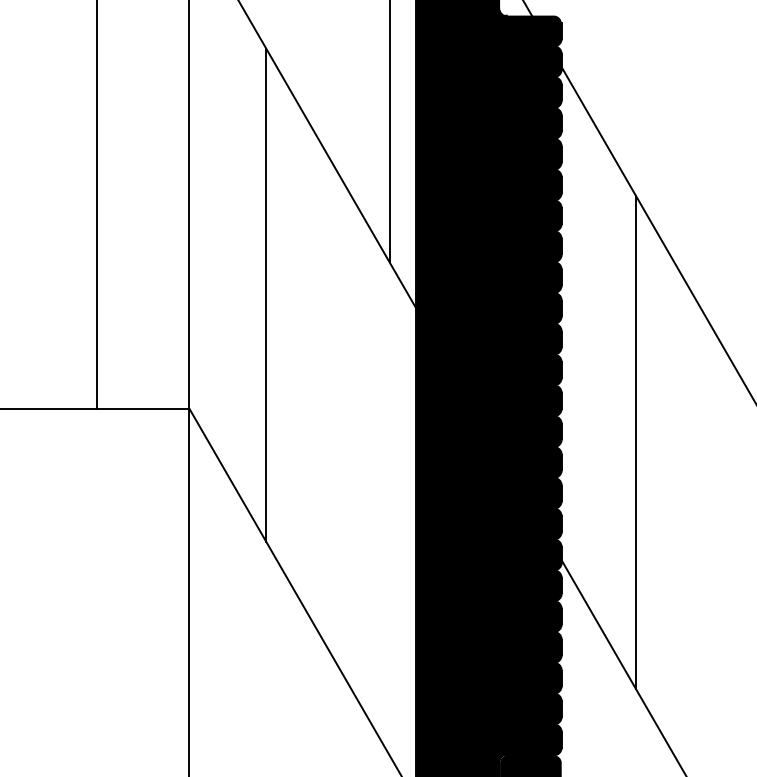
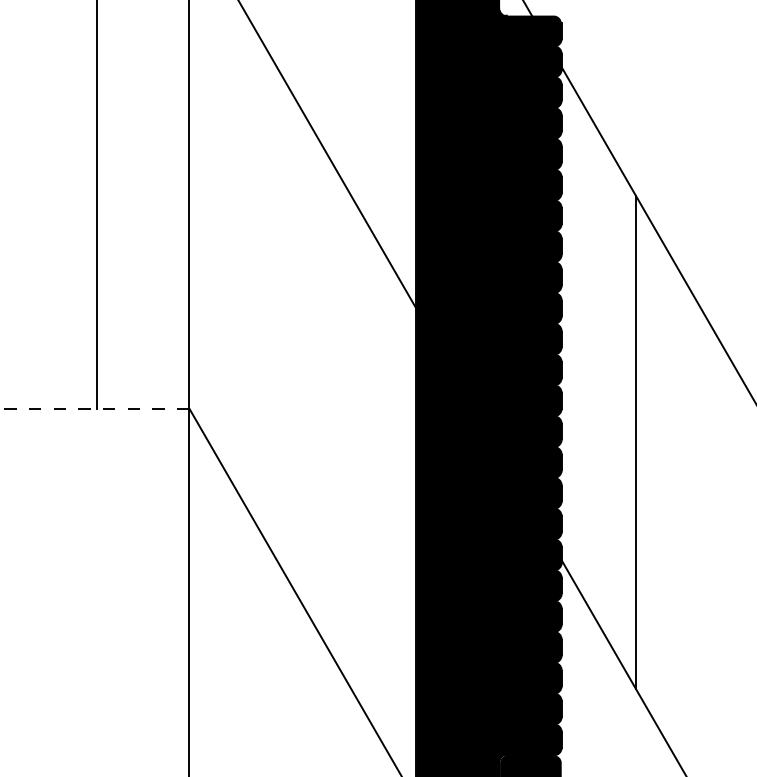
line: present -> none (389, 132)
line: present -> none (266, 295)
line: solid -> dashed (94, 408)
